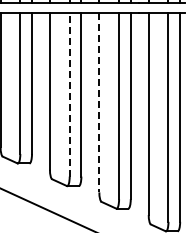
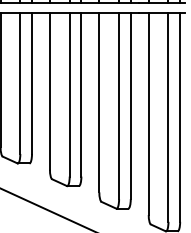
line: dashed -> solid (69, 94)
line: dashed -> solid (99, 102)
